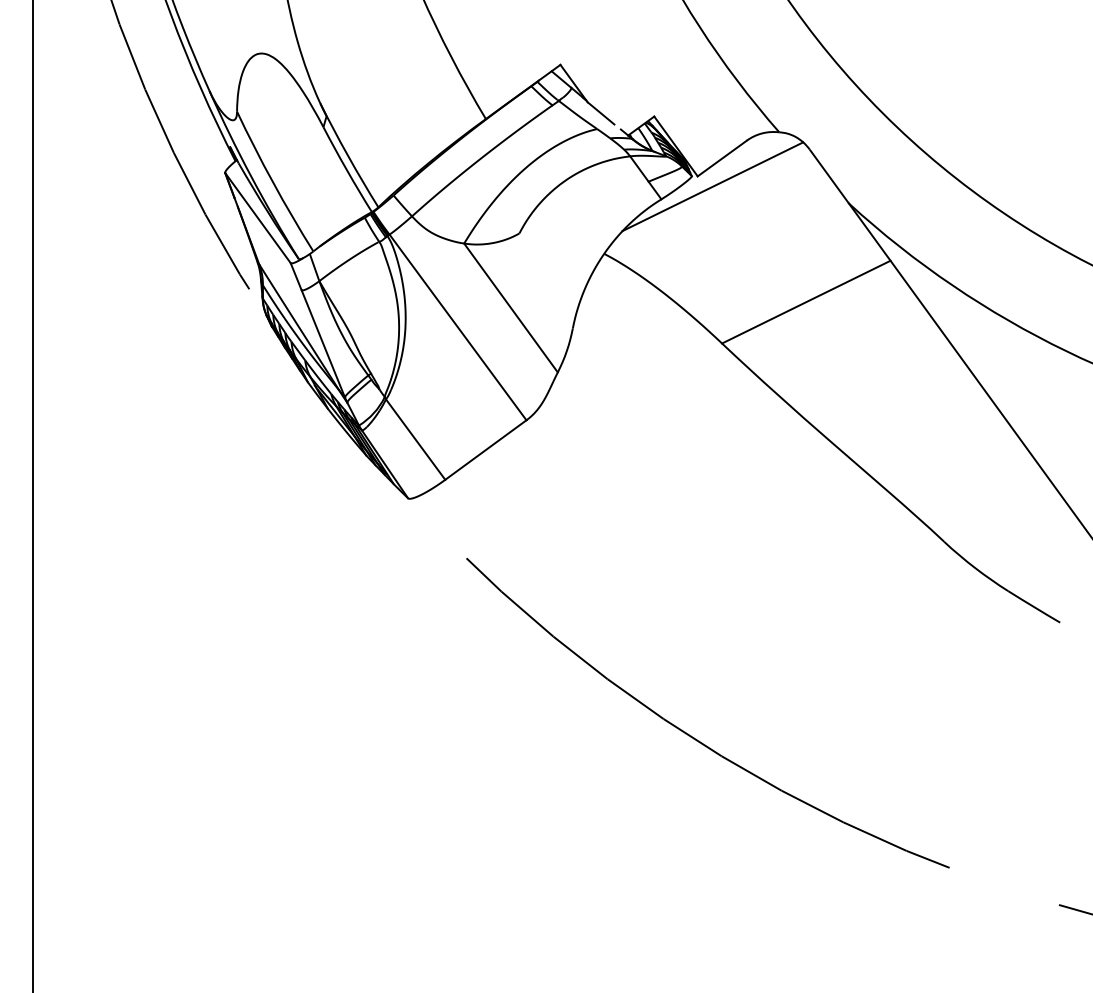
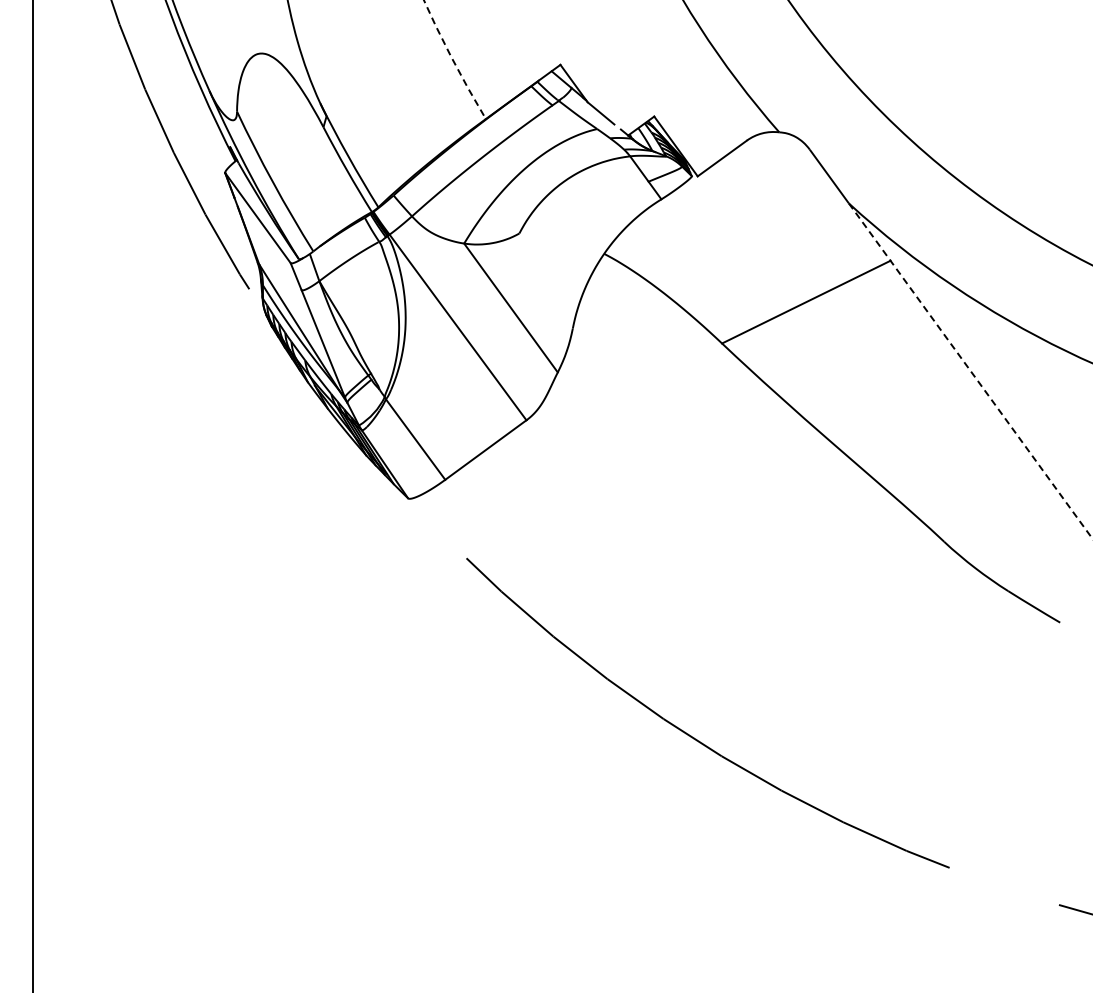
arc: solid -> dashed (453, 60)
line: present -> none (712, 186)
line: solid -> dashed (971, 371)
